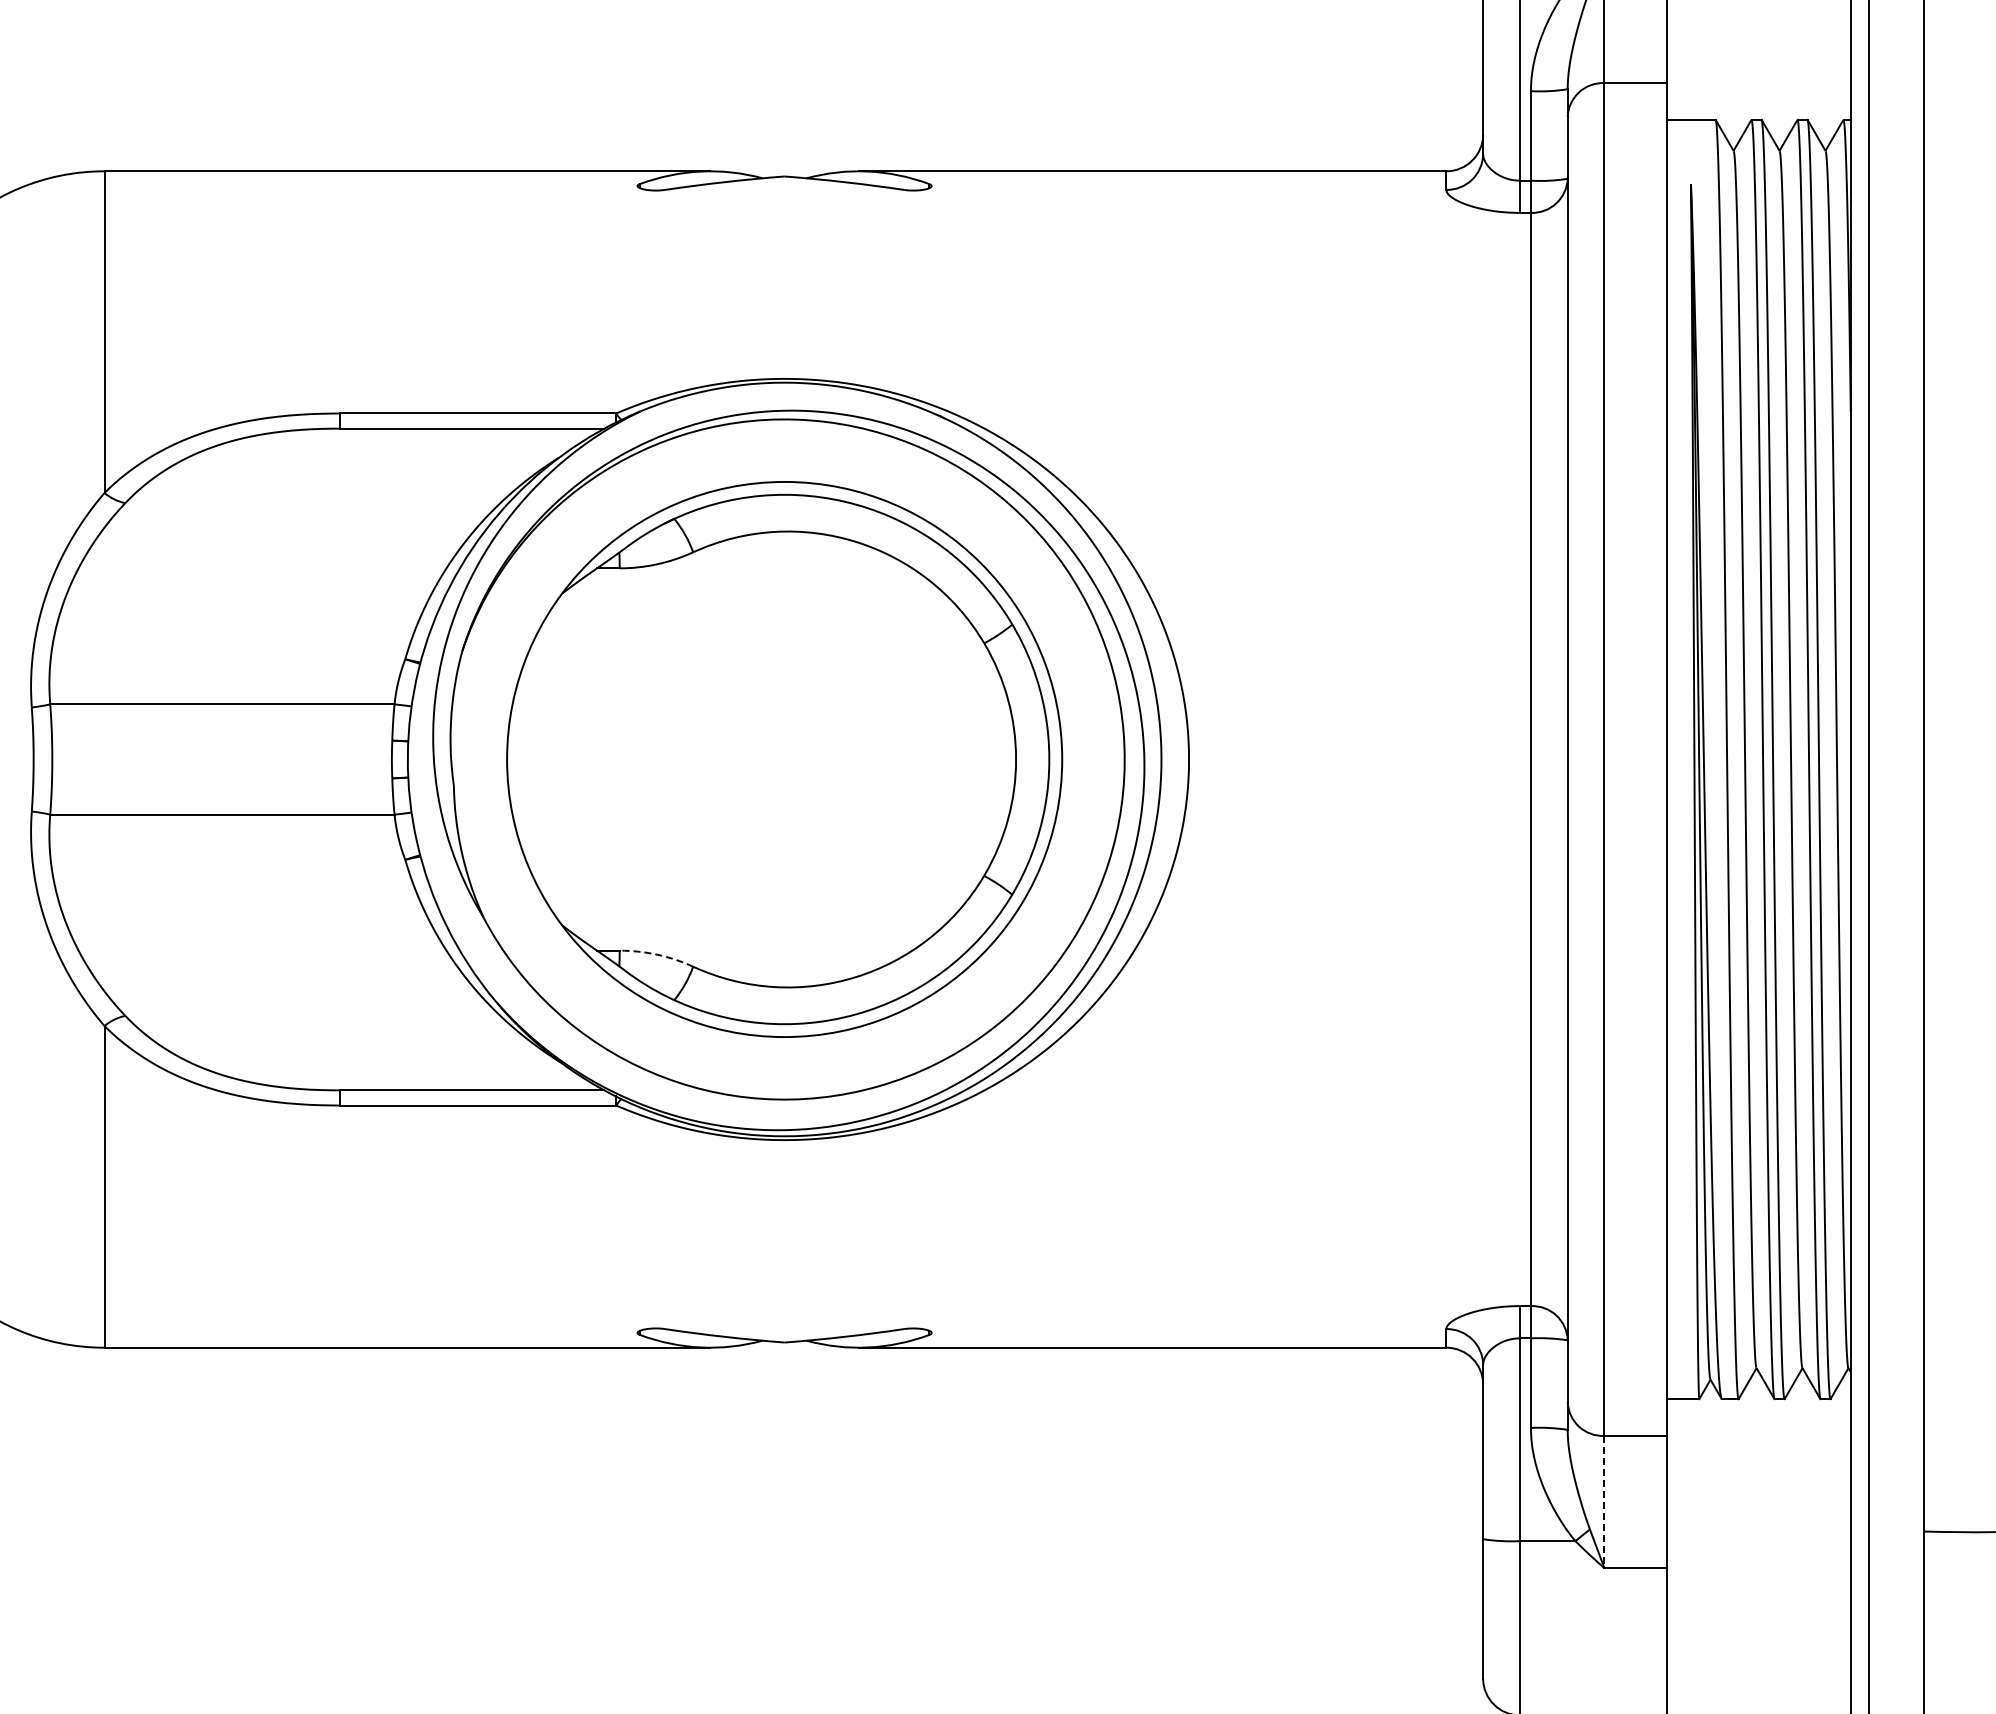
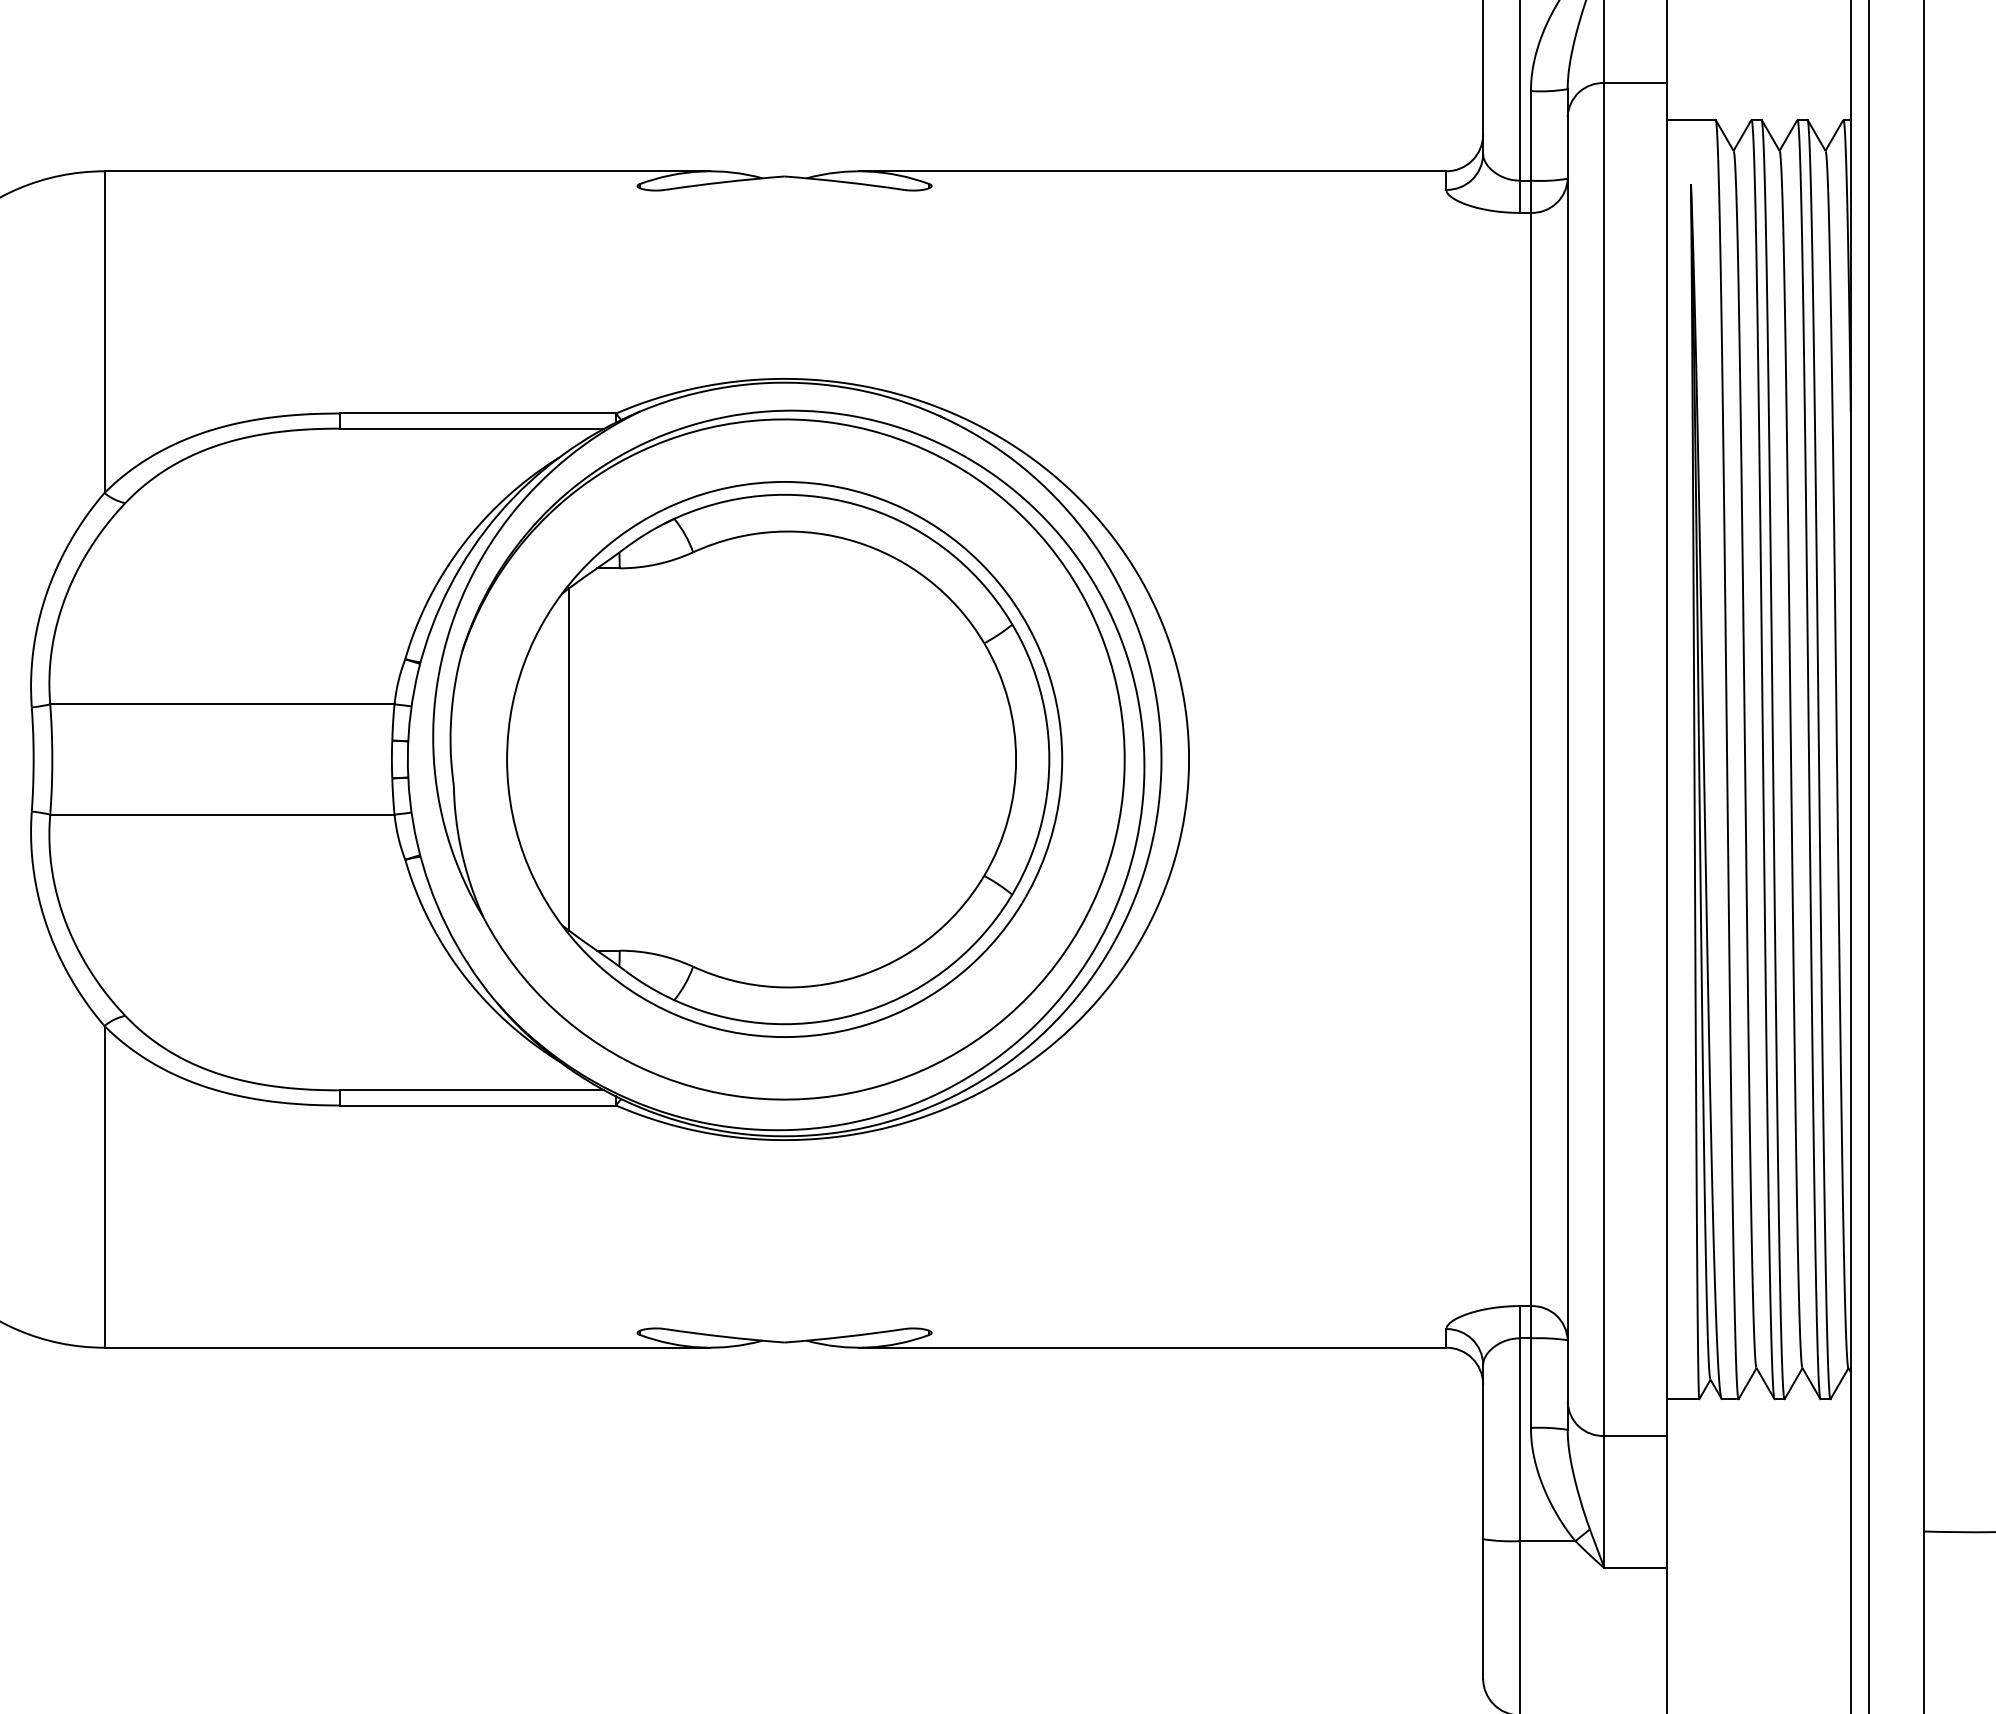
line: none -> present (569, 759)
arc: dashed -> solid (657, 954)
line: dashed -> solid (1604, 1502)
